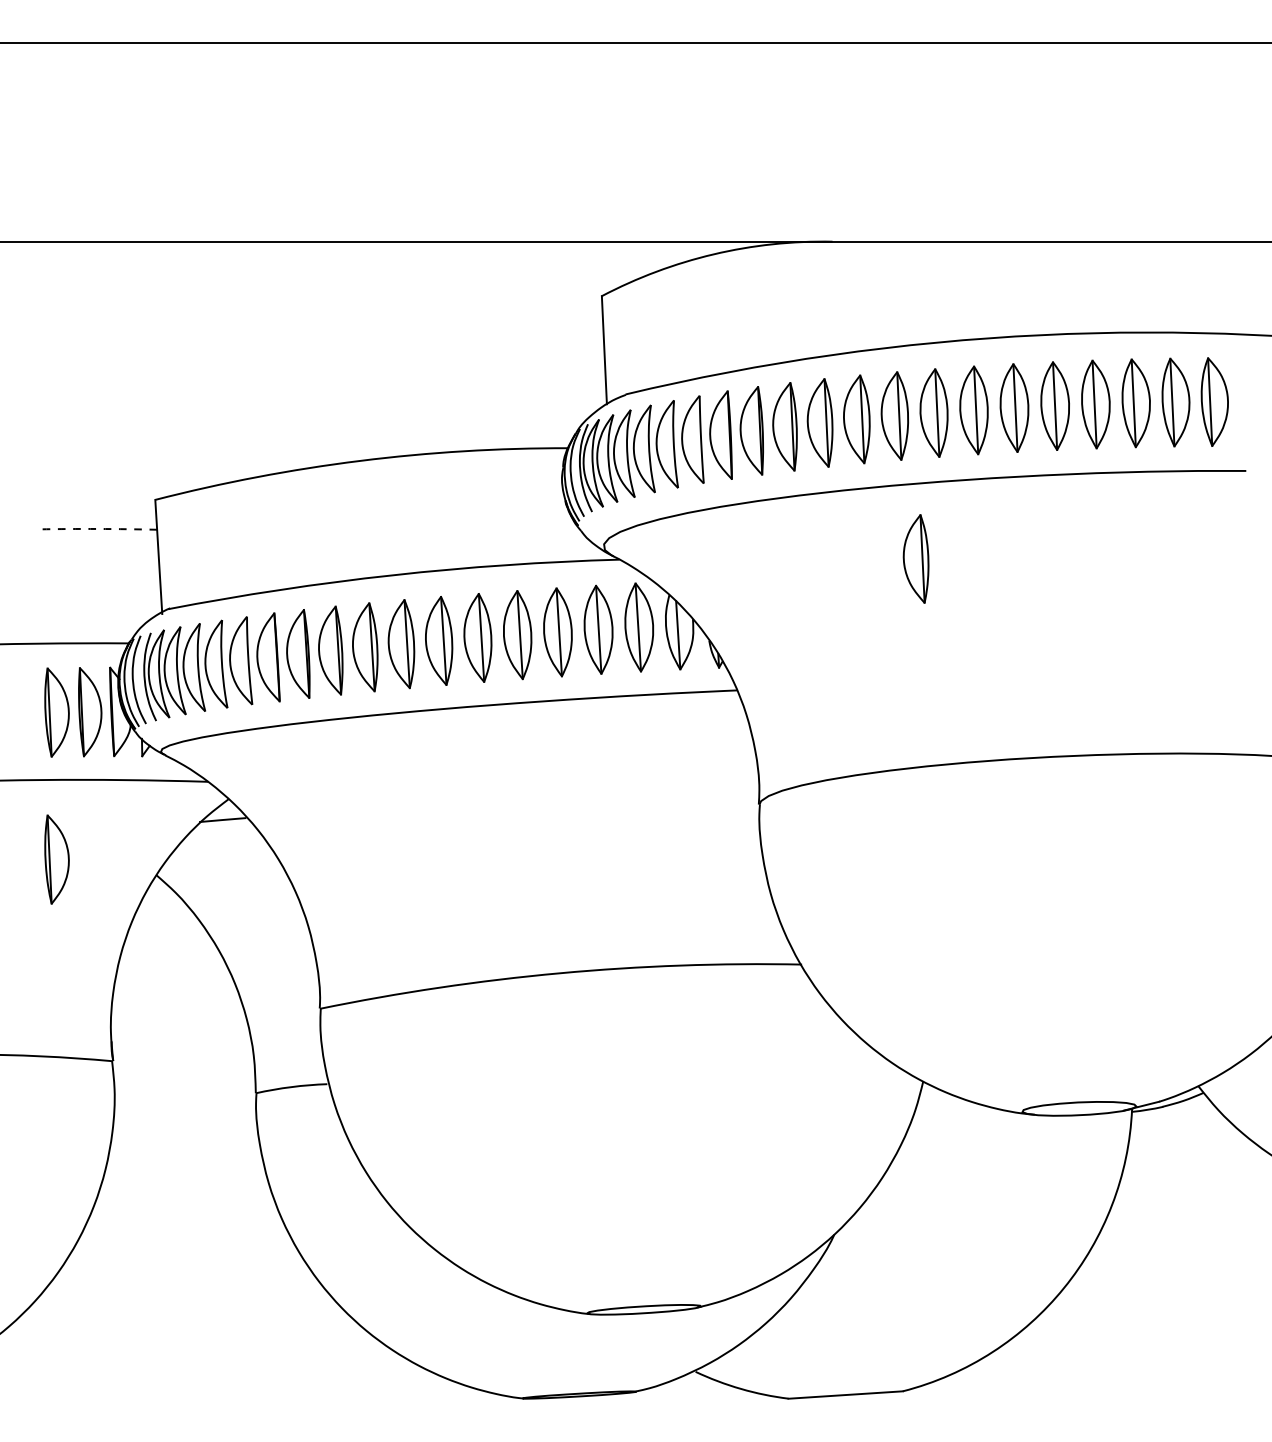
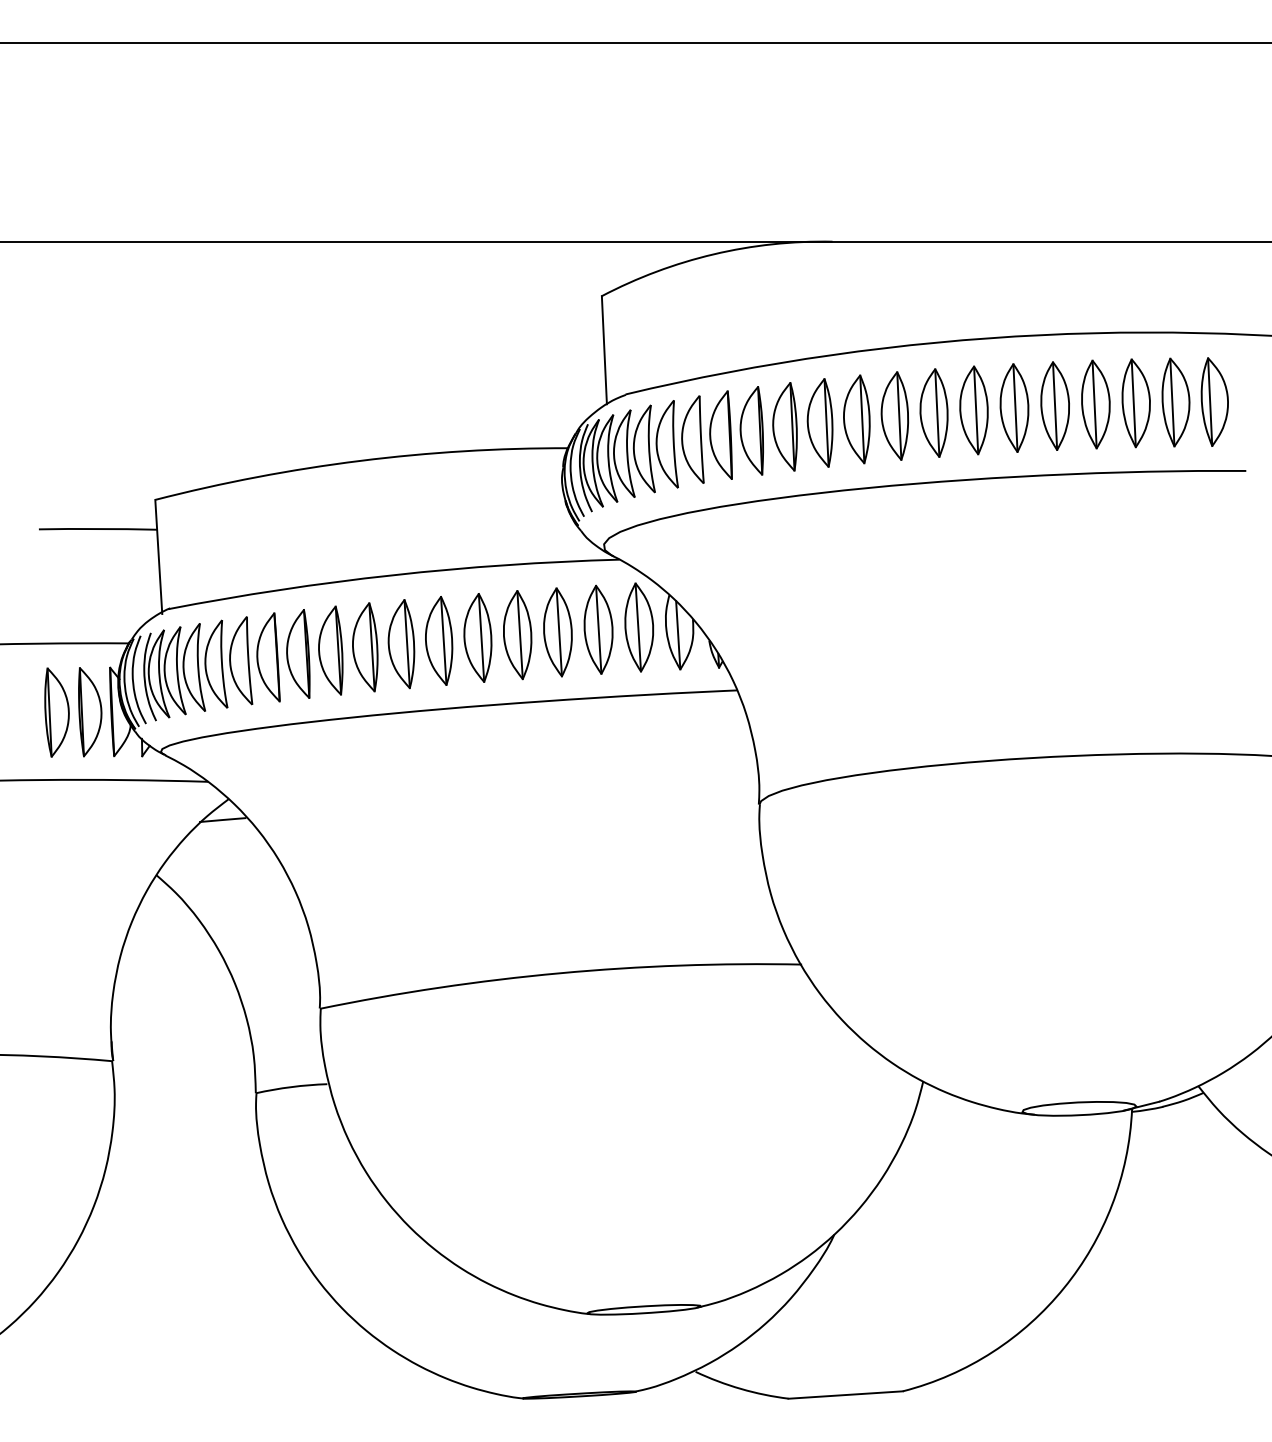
arc: dashed -> solid (98, 528)
part: present -> none (915, 558)
part: present -> none (56, 859)
